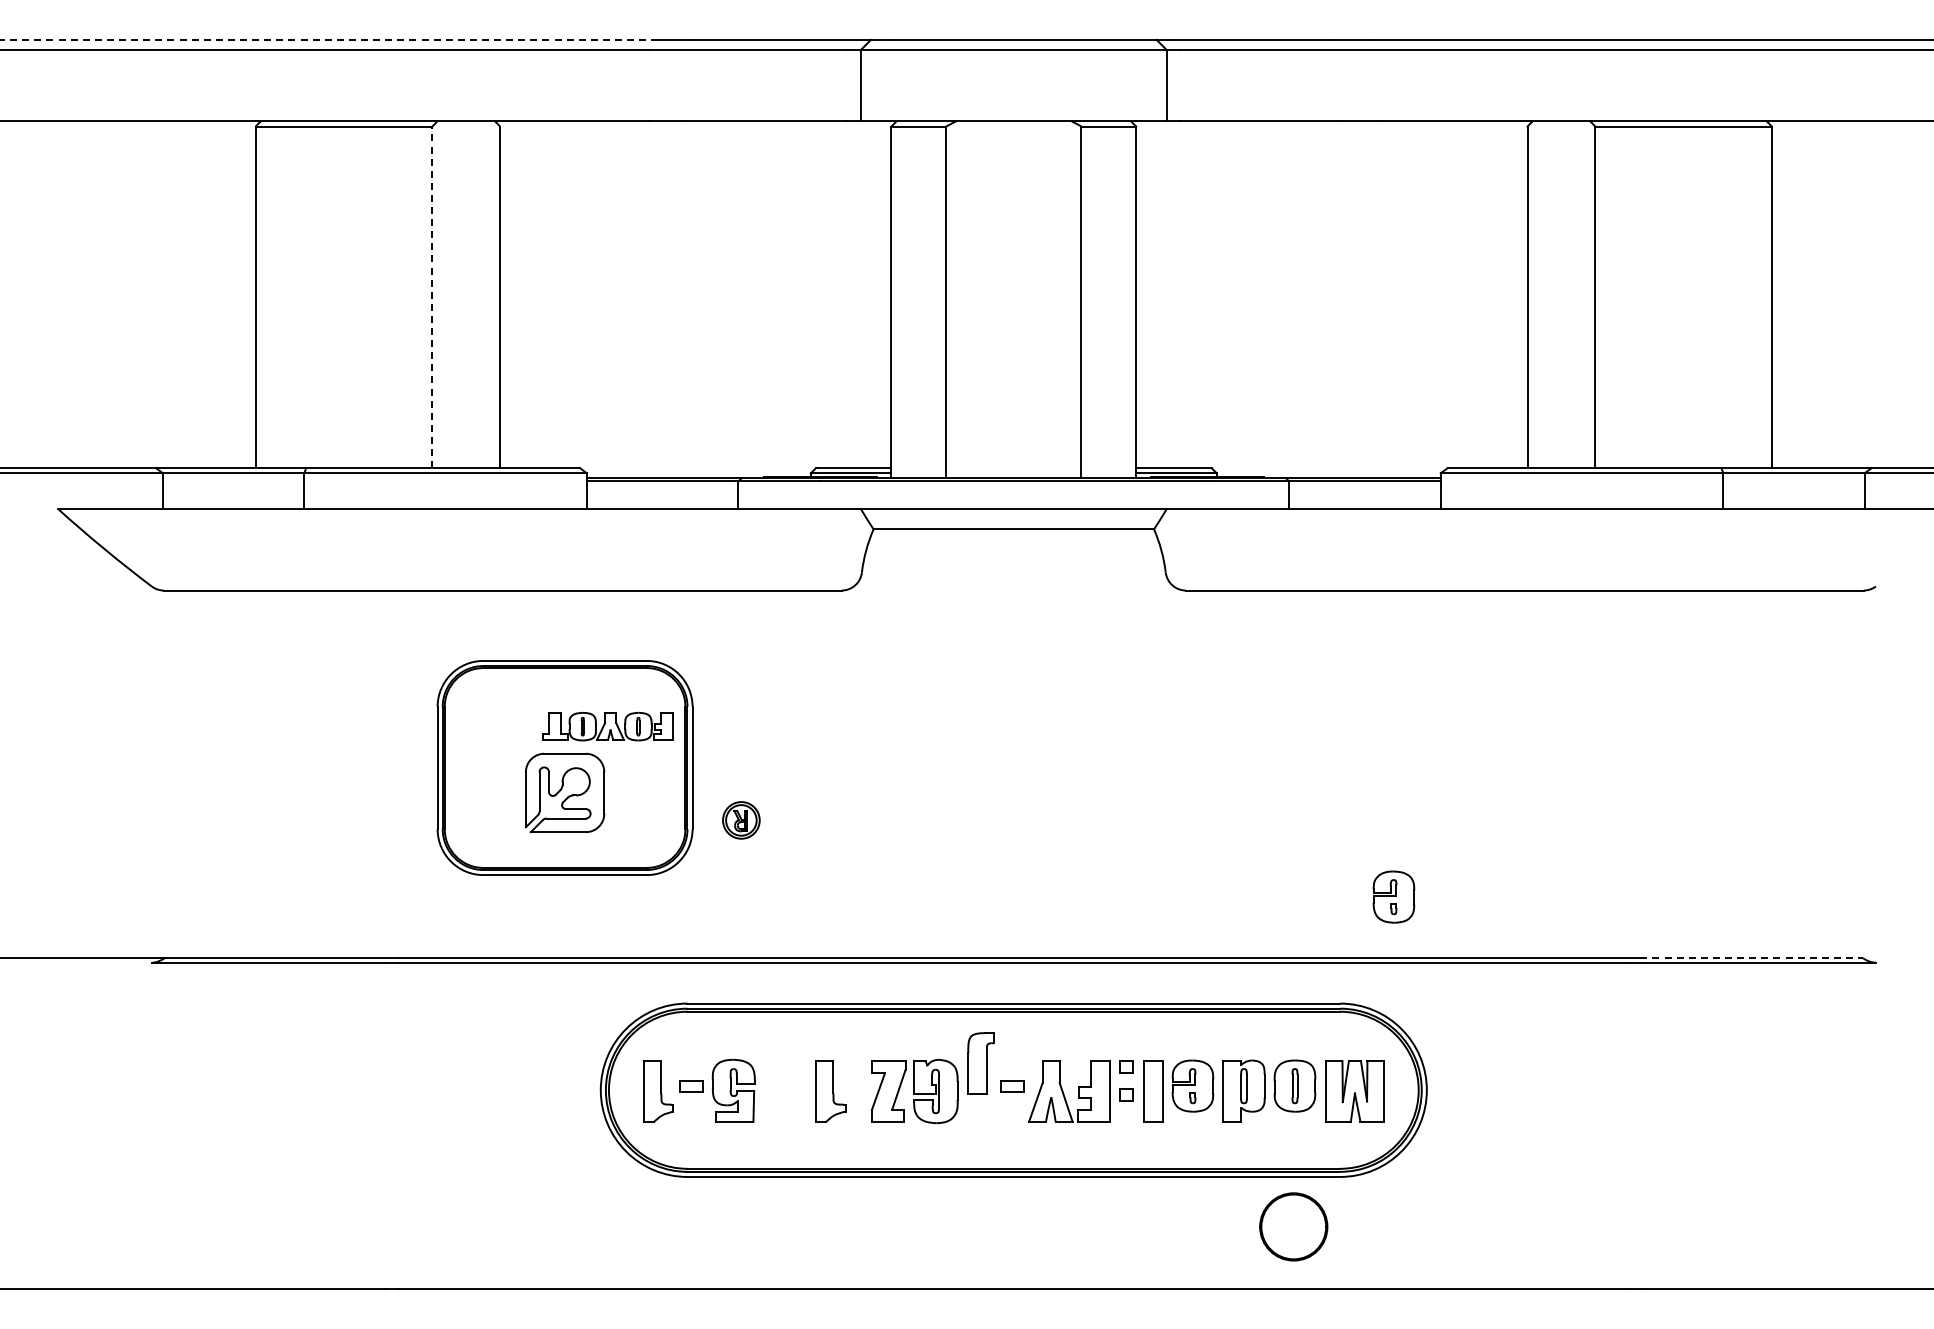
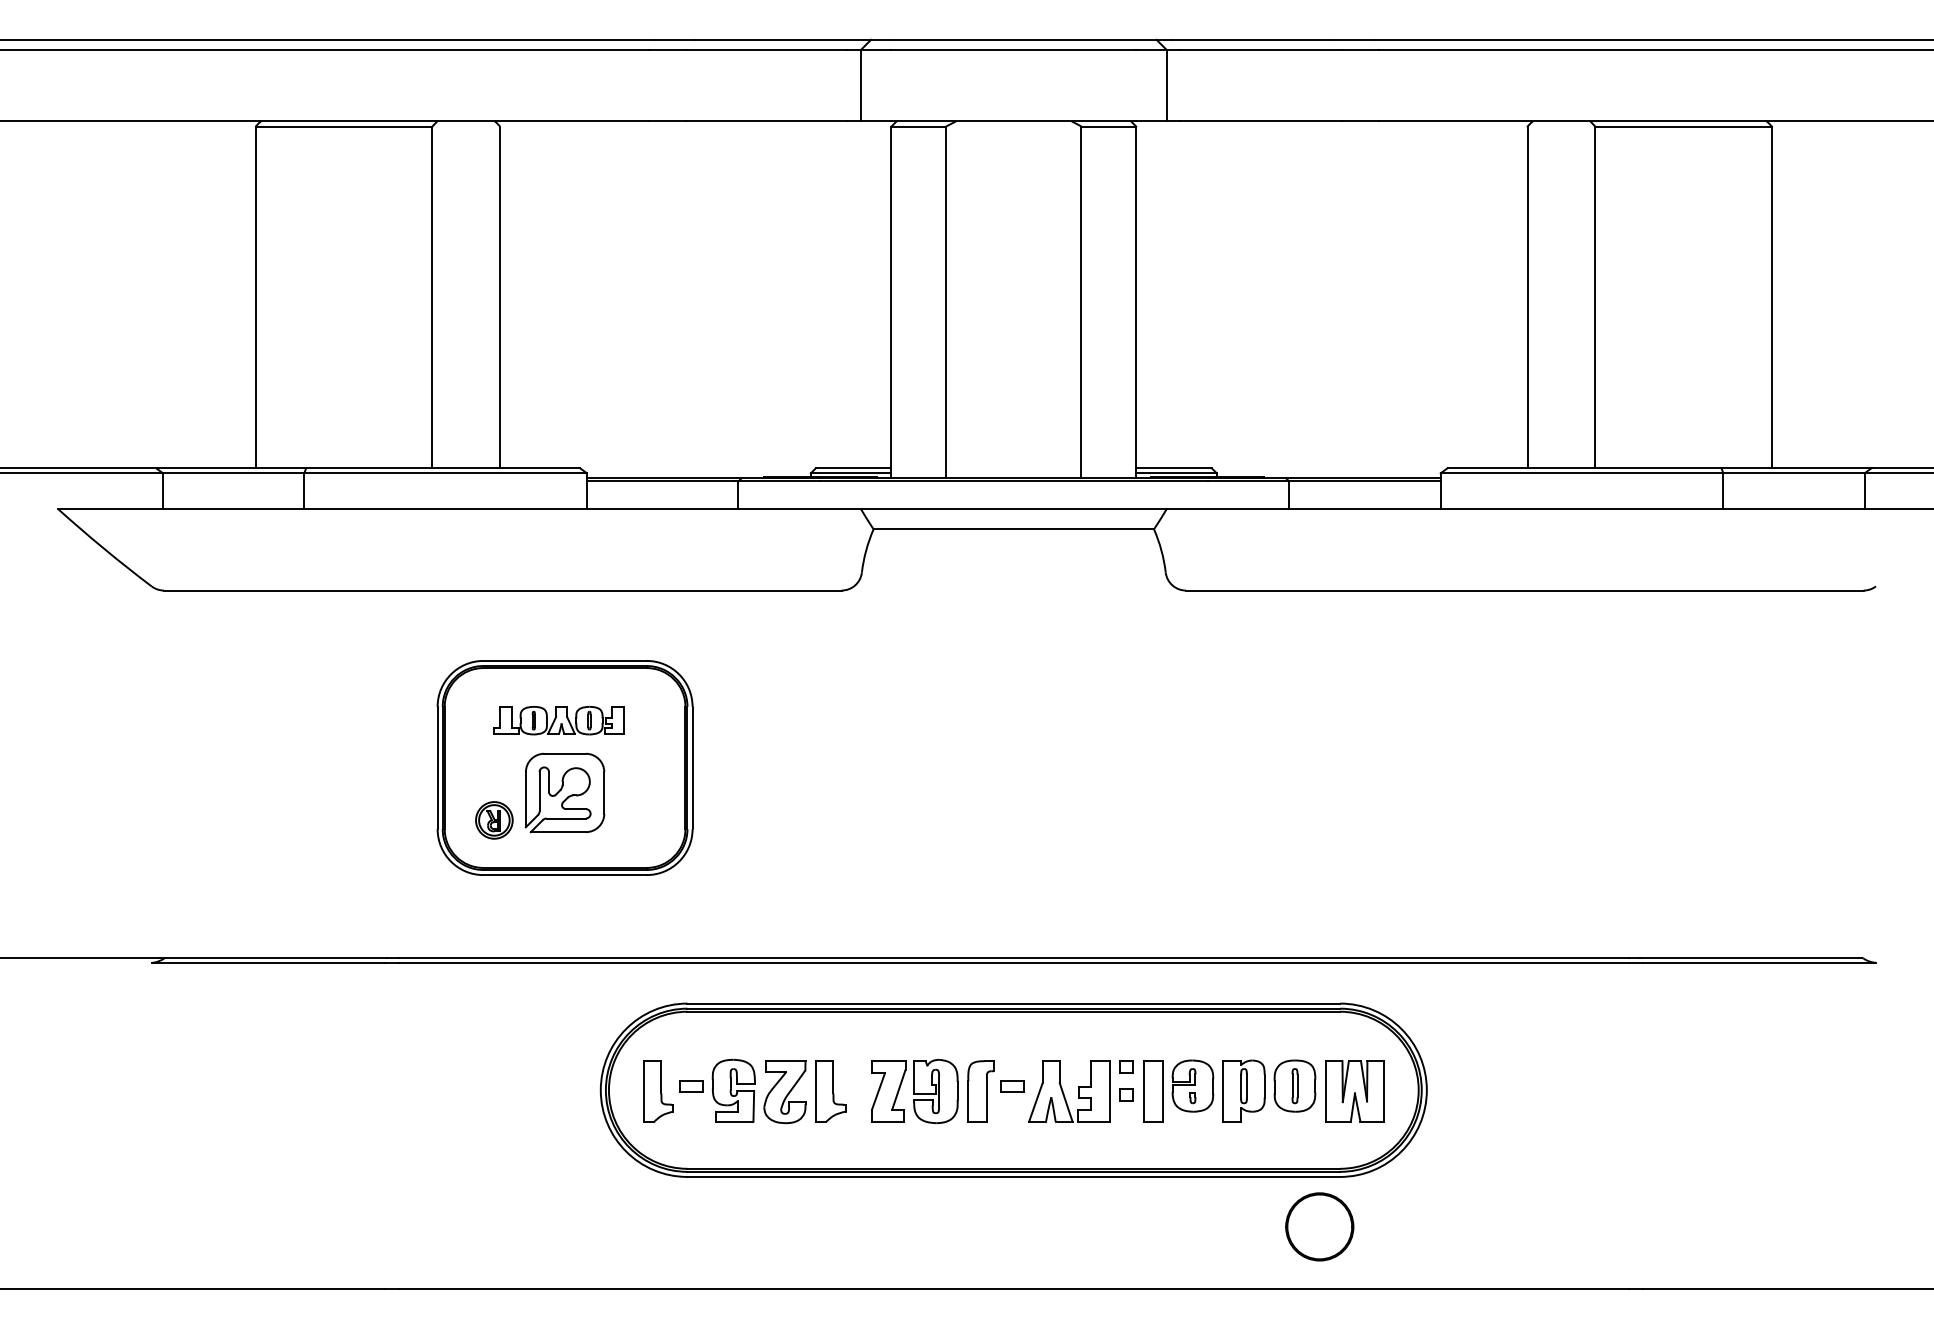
line: dashed -> solid (327, 39)
line: dashed -> solid (432, 297)
part position: (607, 726) -> (558, 720) (558, 720)
part position: (741, 820) -> (494, 820) (494, 820)
part: present -> none (1393, 896)
line: dashed -> solid (1751, 957)
part position: (980, 1063) -> (980, 1091) (980, 1091)
part: none -> present (784, 1092)
circle position: (1293, 1226) -> (1319, 1226) (1319, 1226)
